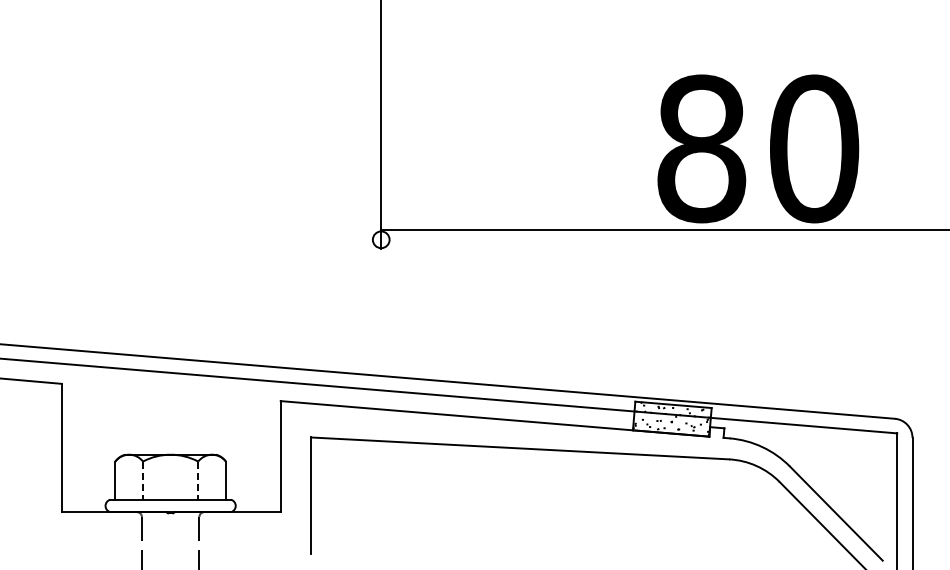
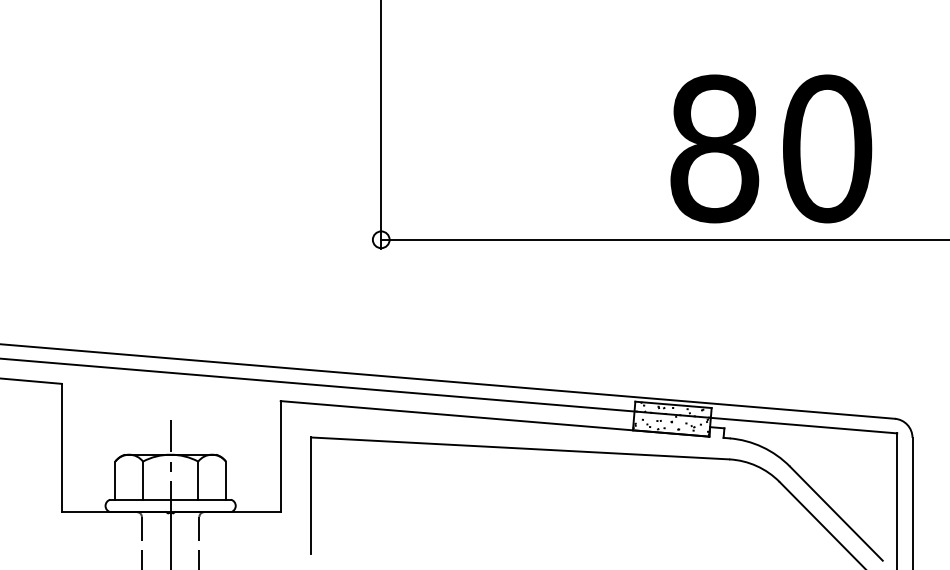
text position: (758, 148) -> (771, 148) (771, 148)
line position: (663, 229) -> (663, 239) (663, 239)
line: dashed -> solid (143, 481)
line: dashed -> solid (198, 481)
line: none -> present (170, 492)
